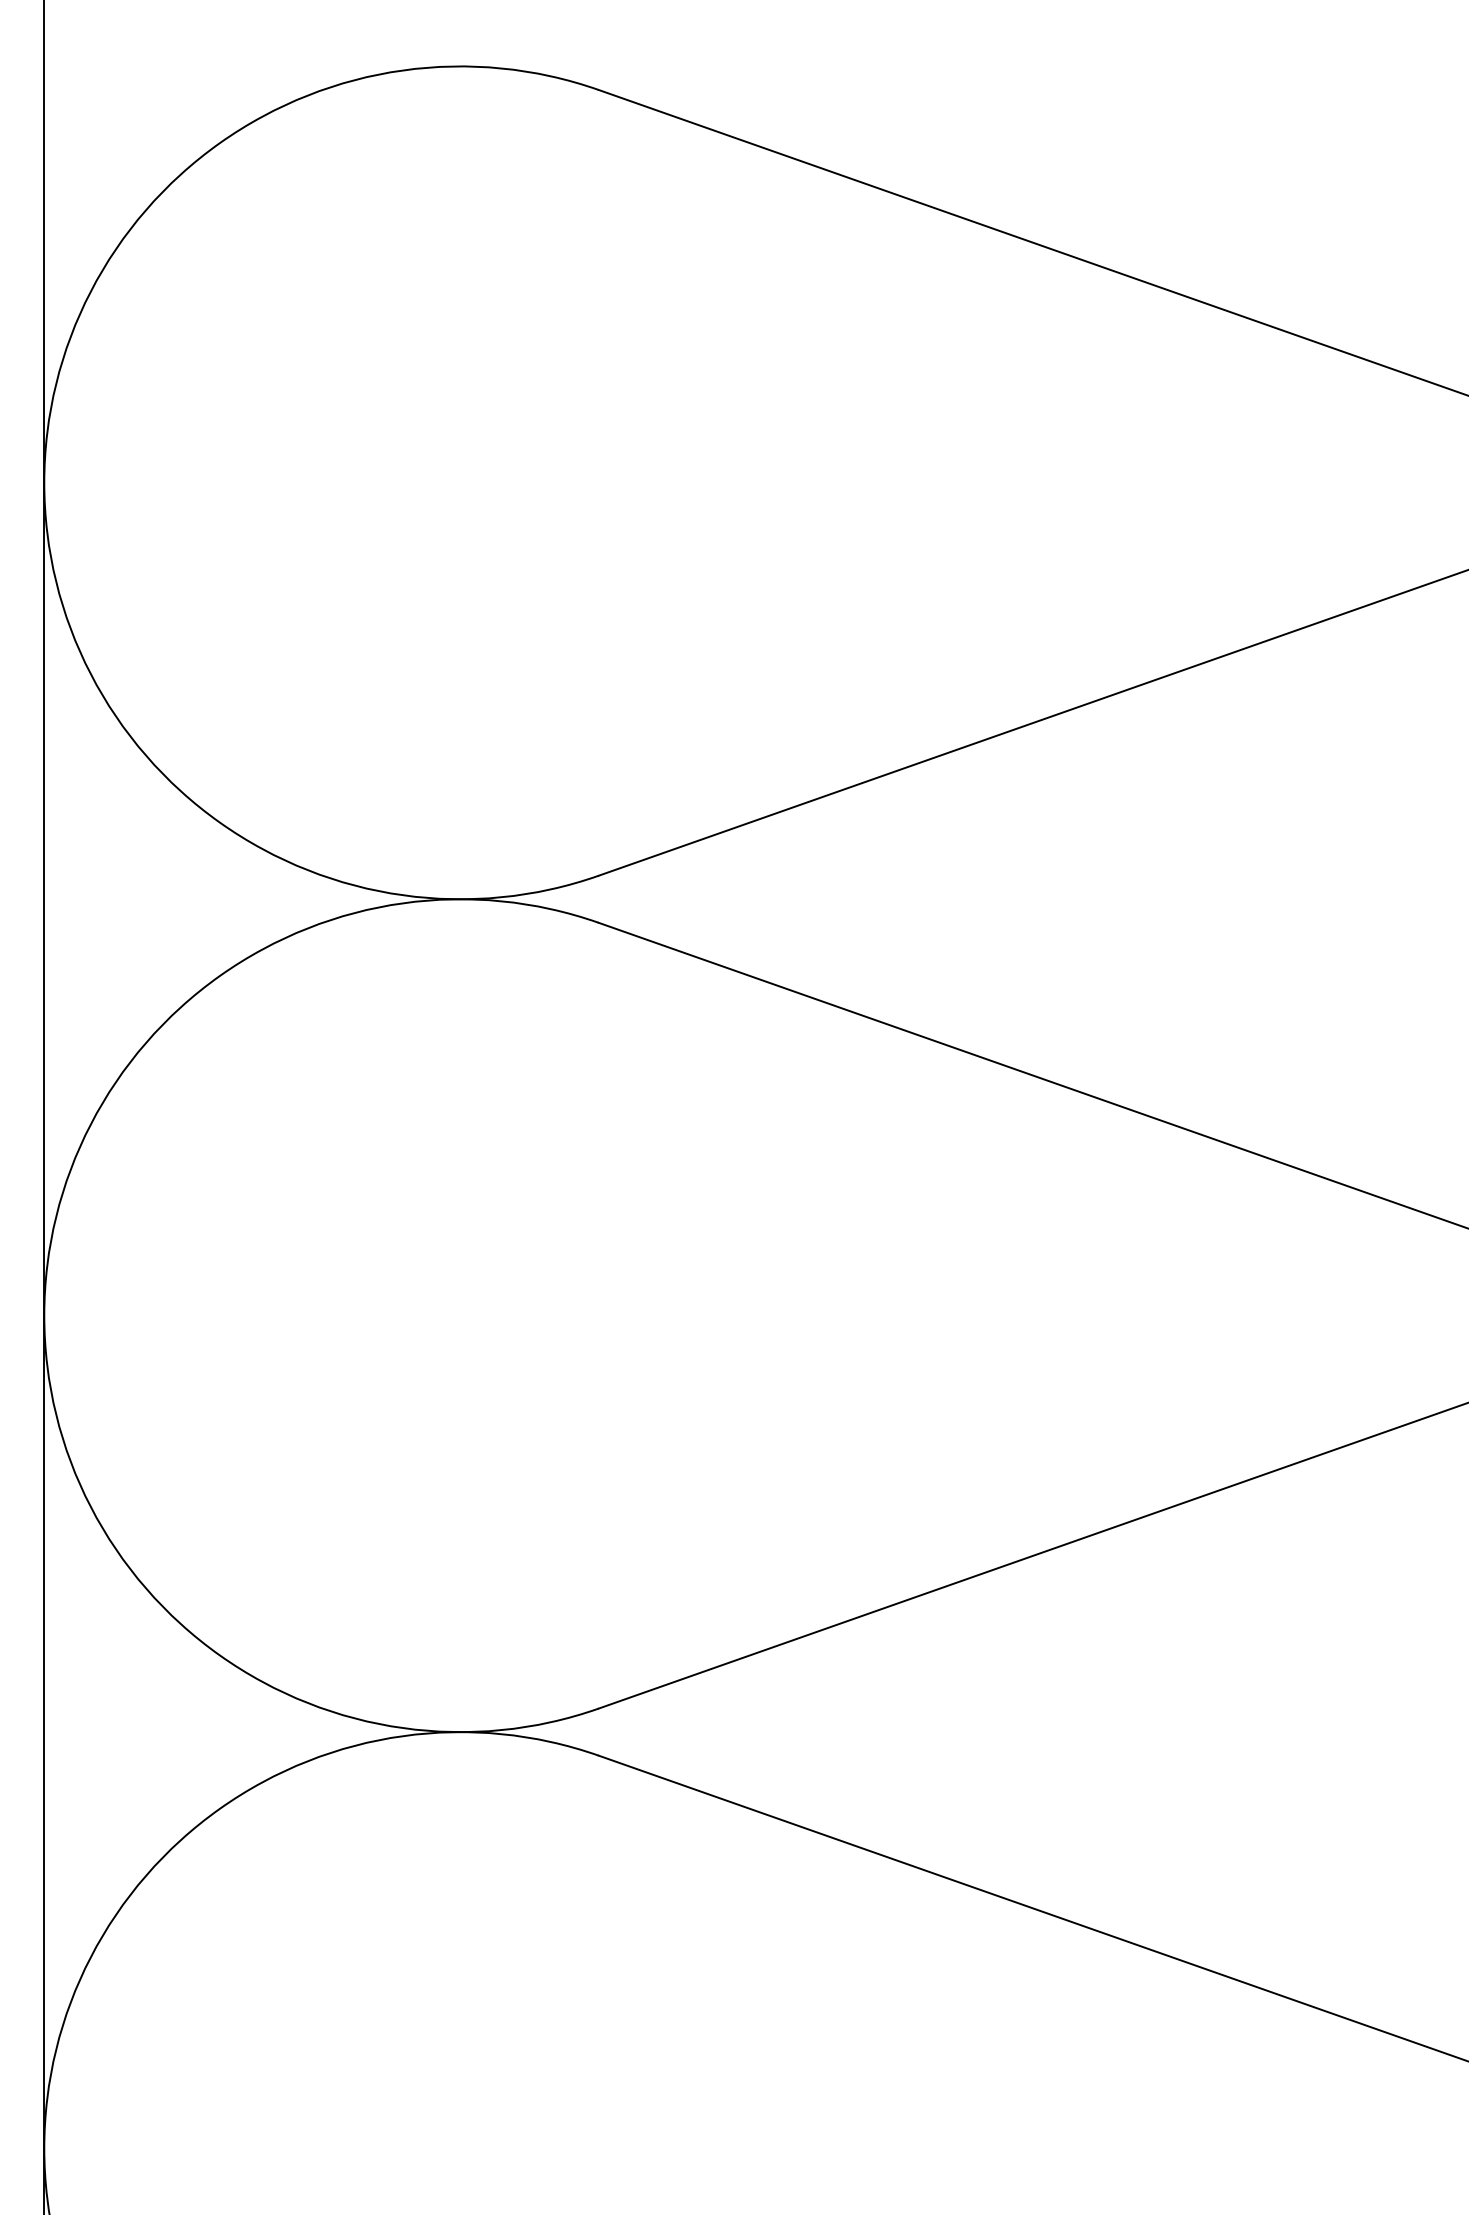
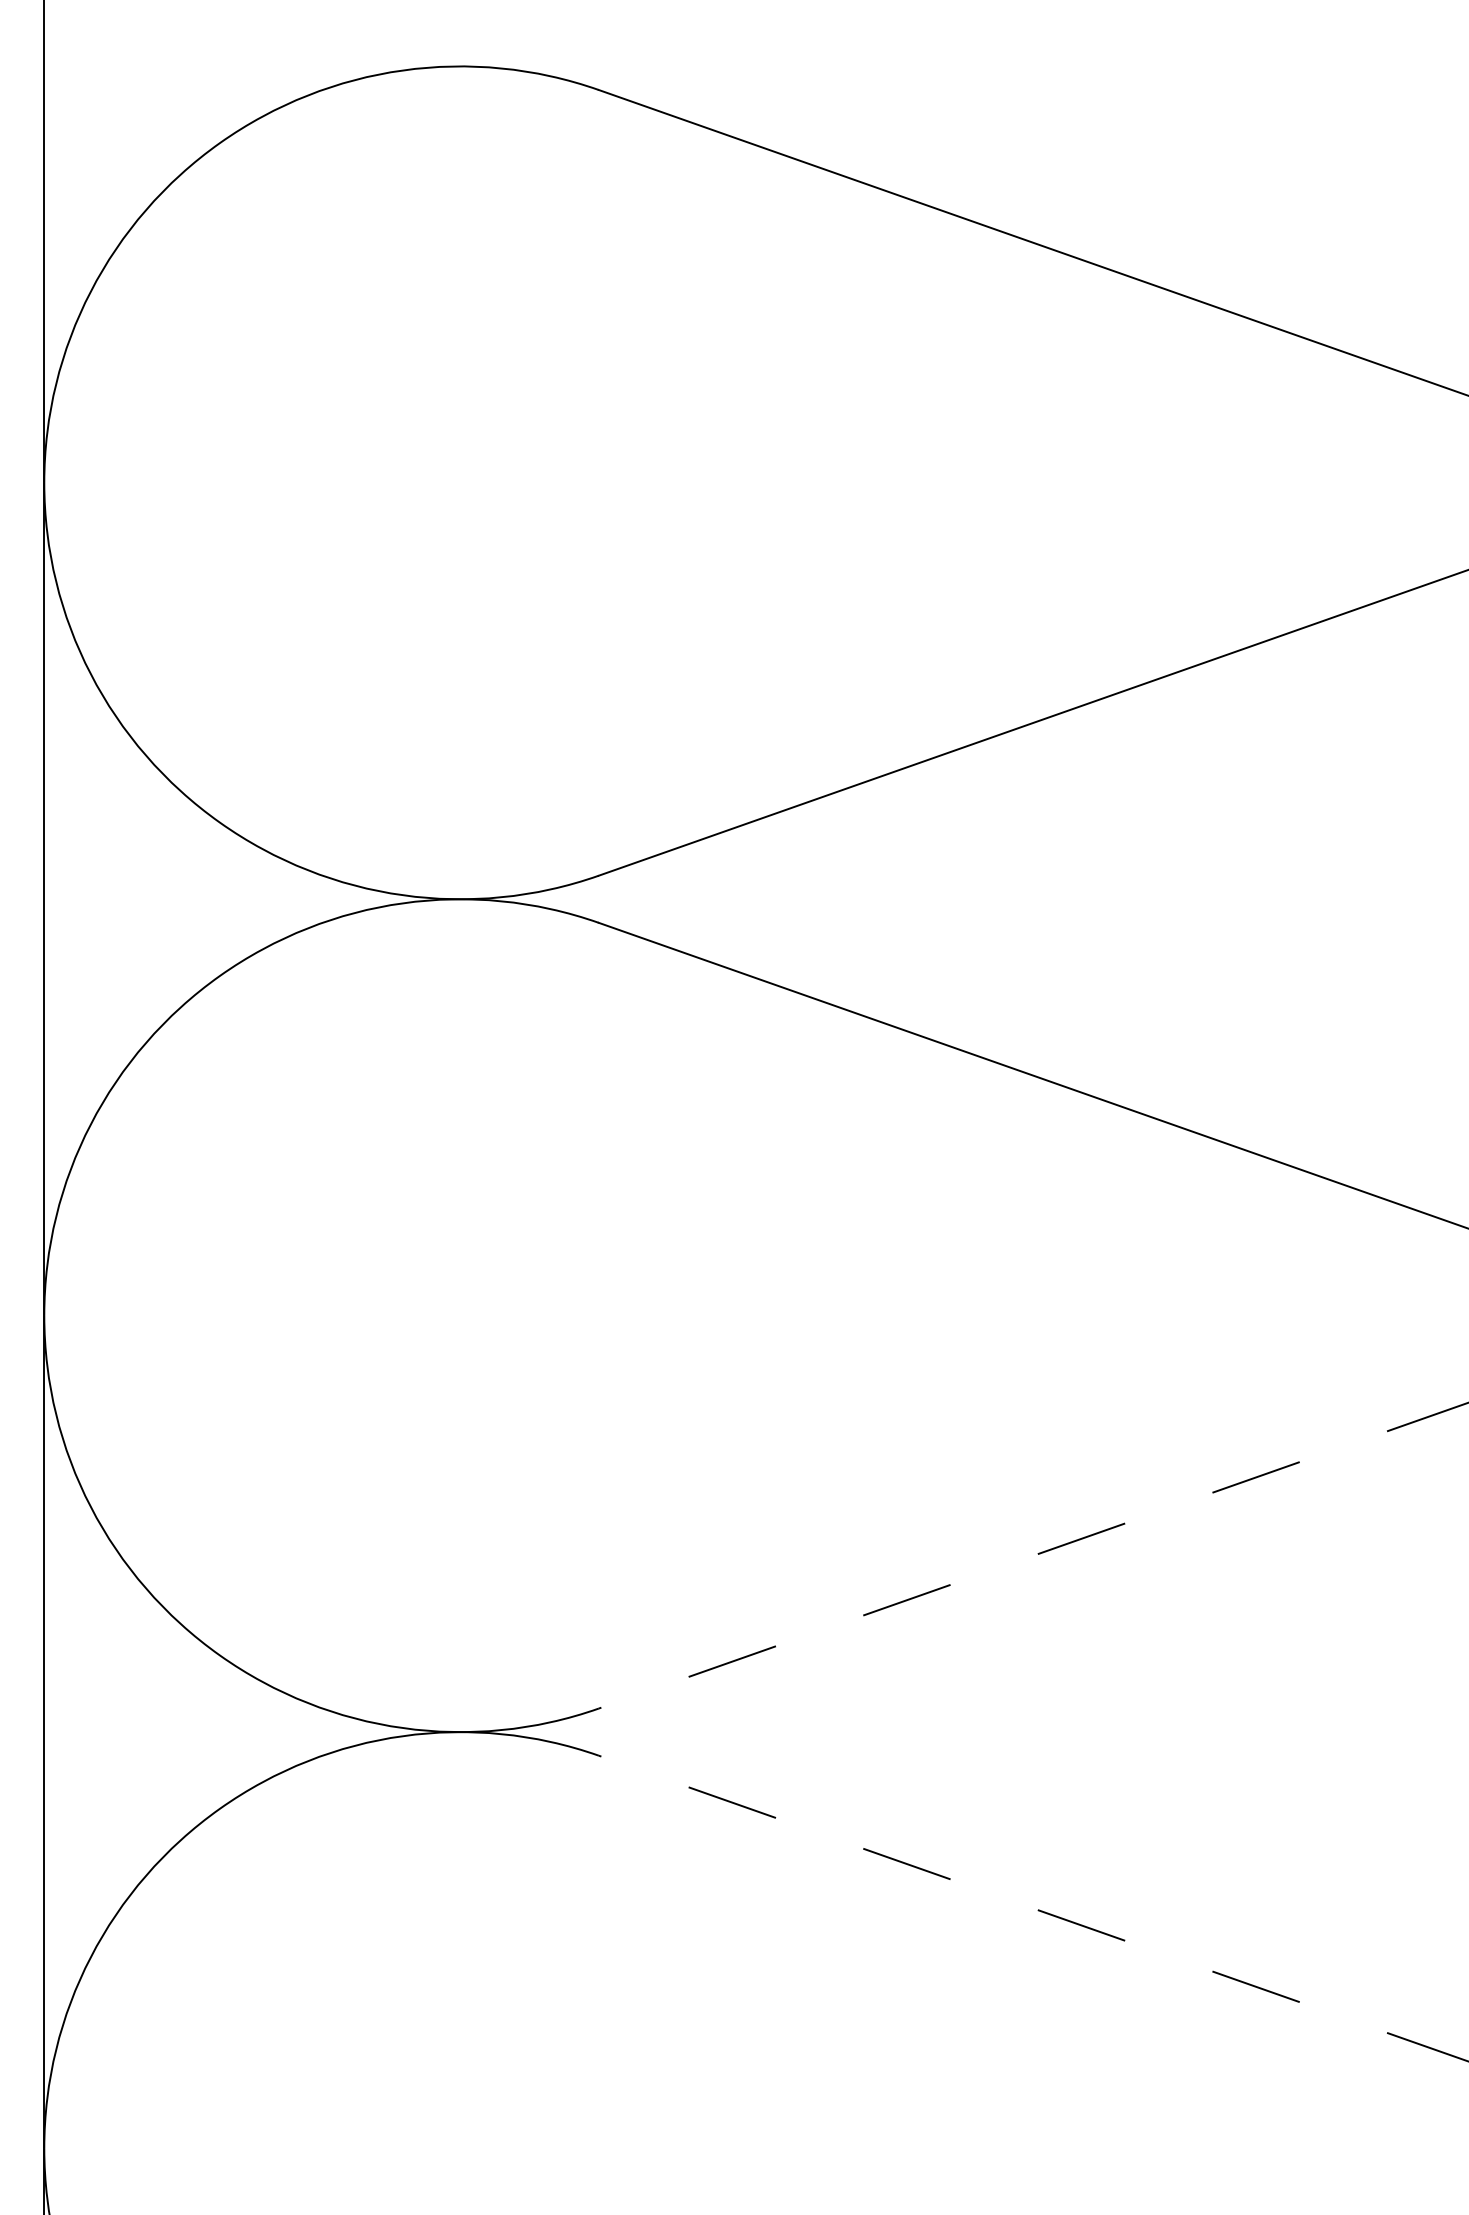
line: solid -> dashed (1033, 1555)
line: solid -> dashed (1033, 1908)
